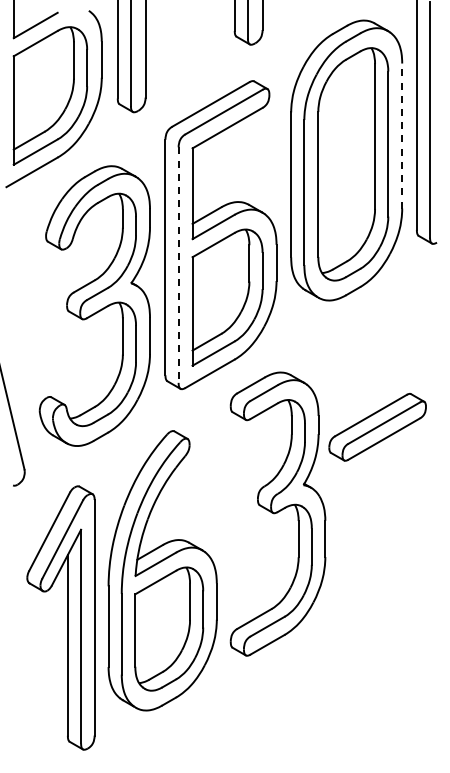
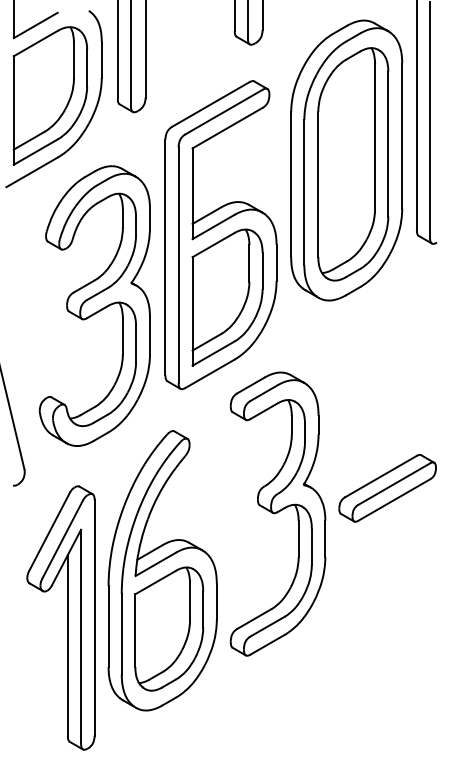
line: dashed -> solid (402, 135)
line: dashed -> solid (178, 265)
part position: (377, 427) -> (387, 488) (387, 488)
